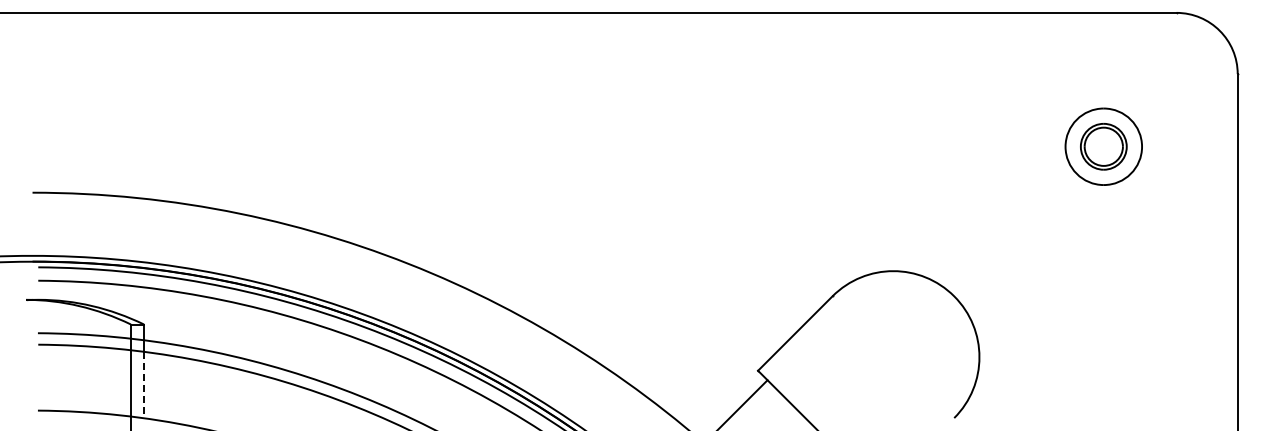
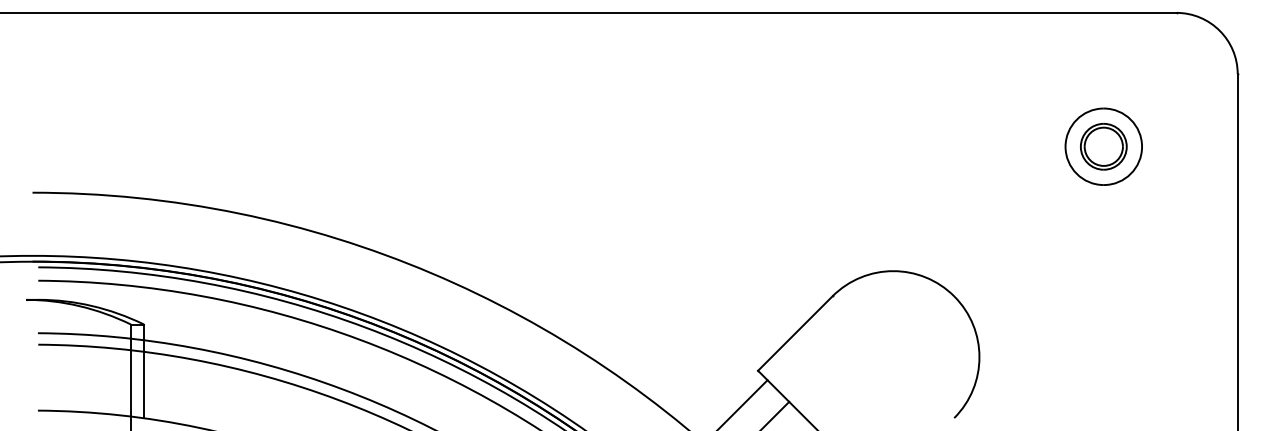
line: dashed -> solid (144, 385)
line: none -> present (776, 414)
